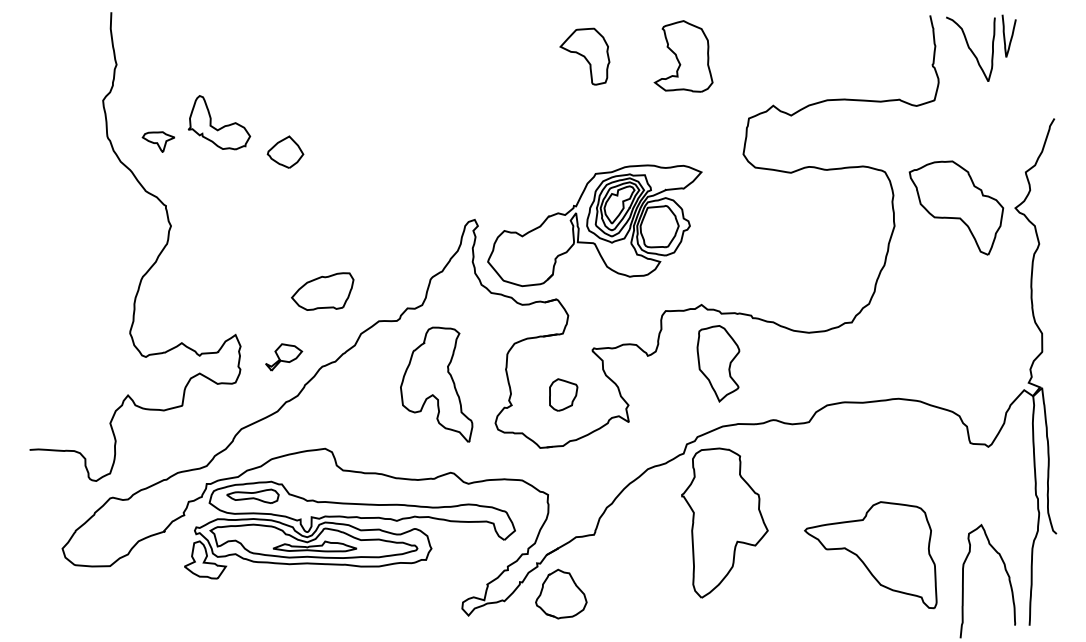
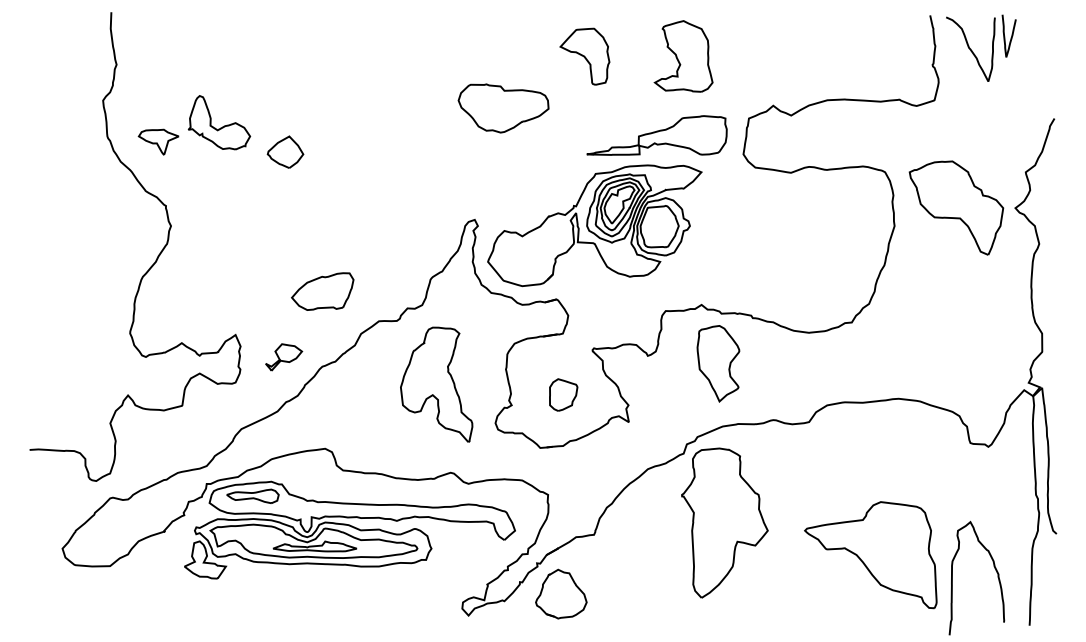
part: none -> present (503, 108)
part: none -> present (656, 135)
part size: 35x22 px -> 43x28 px (158, 141)
curve position: (1005, 571) -> (994, 568) (994, 568)
